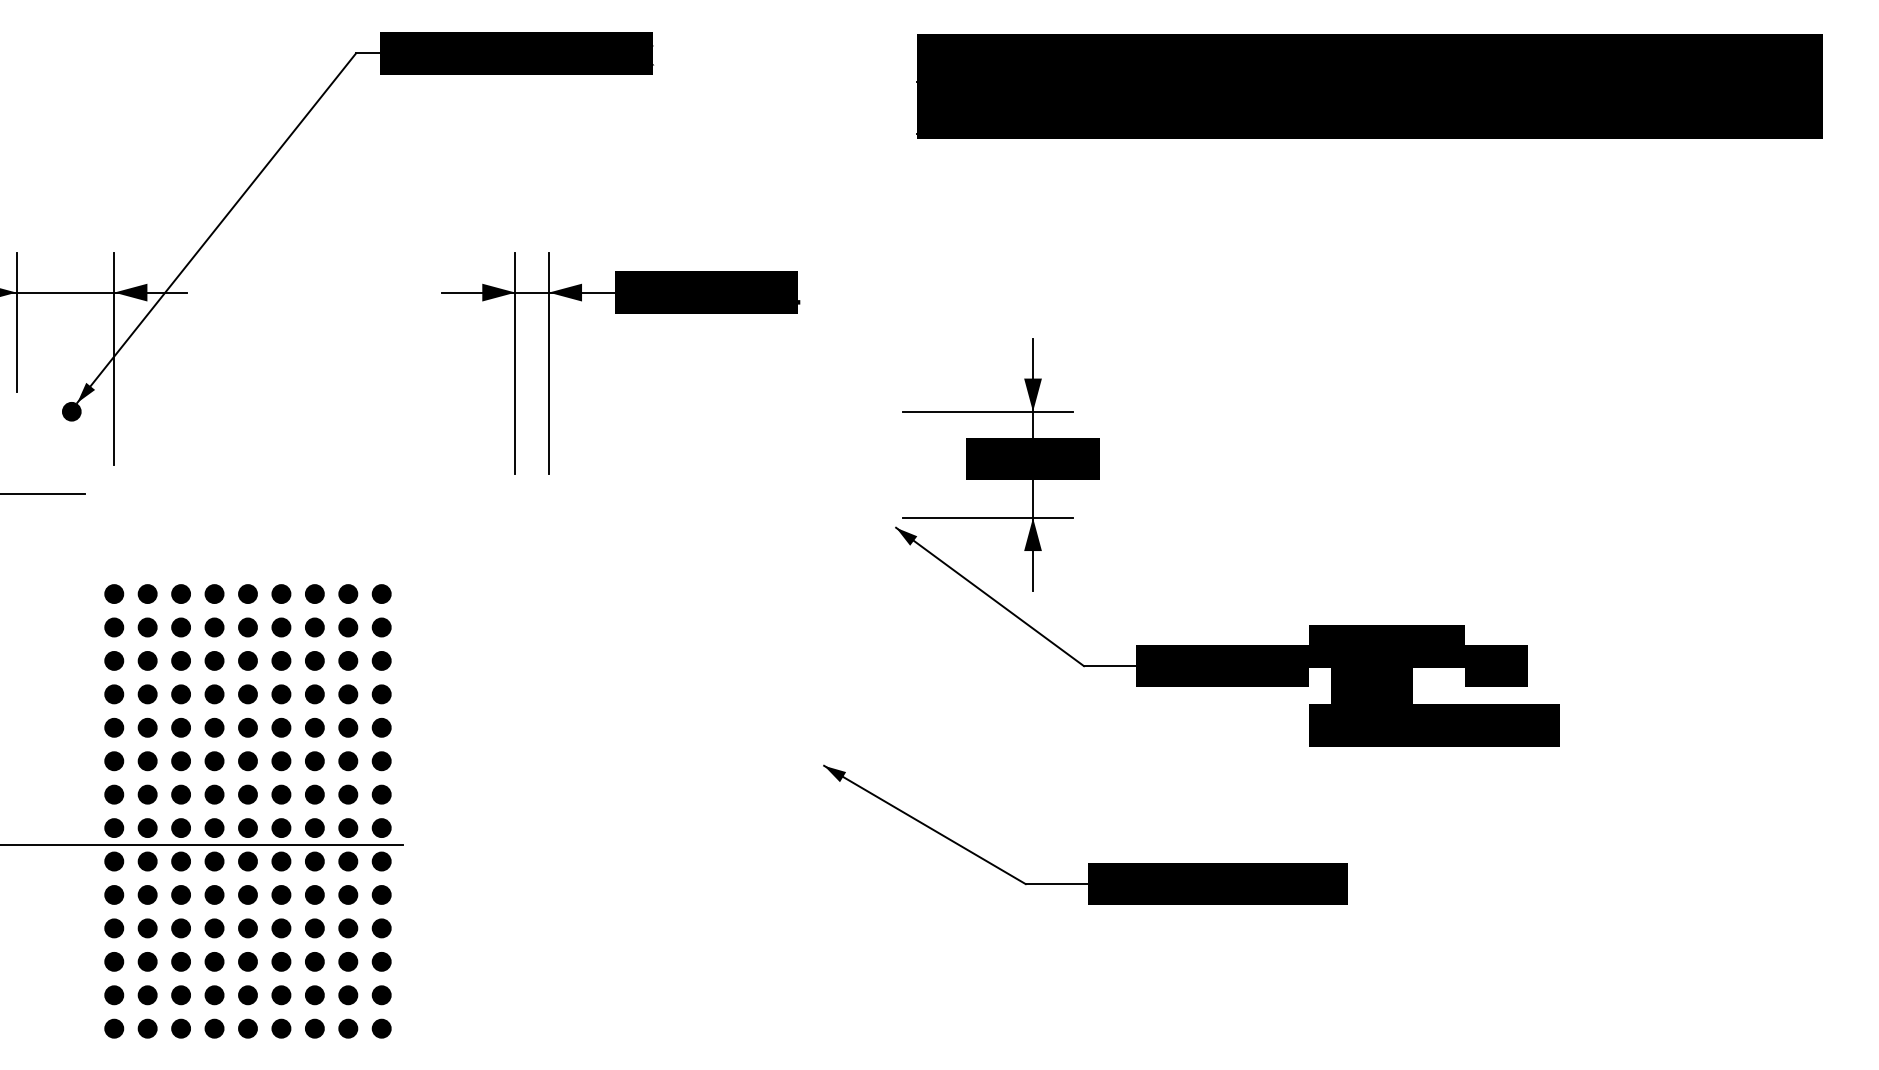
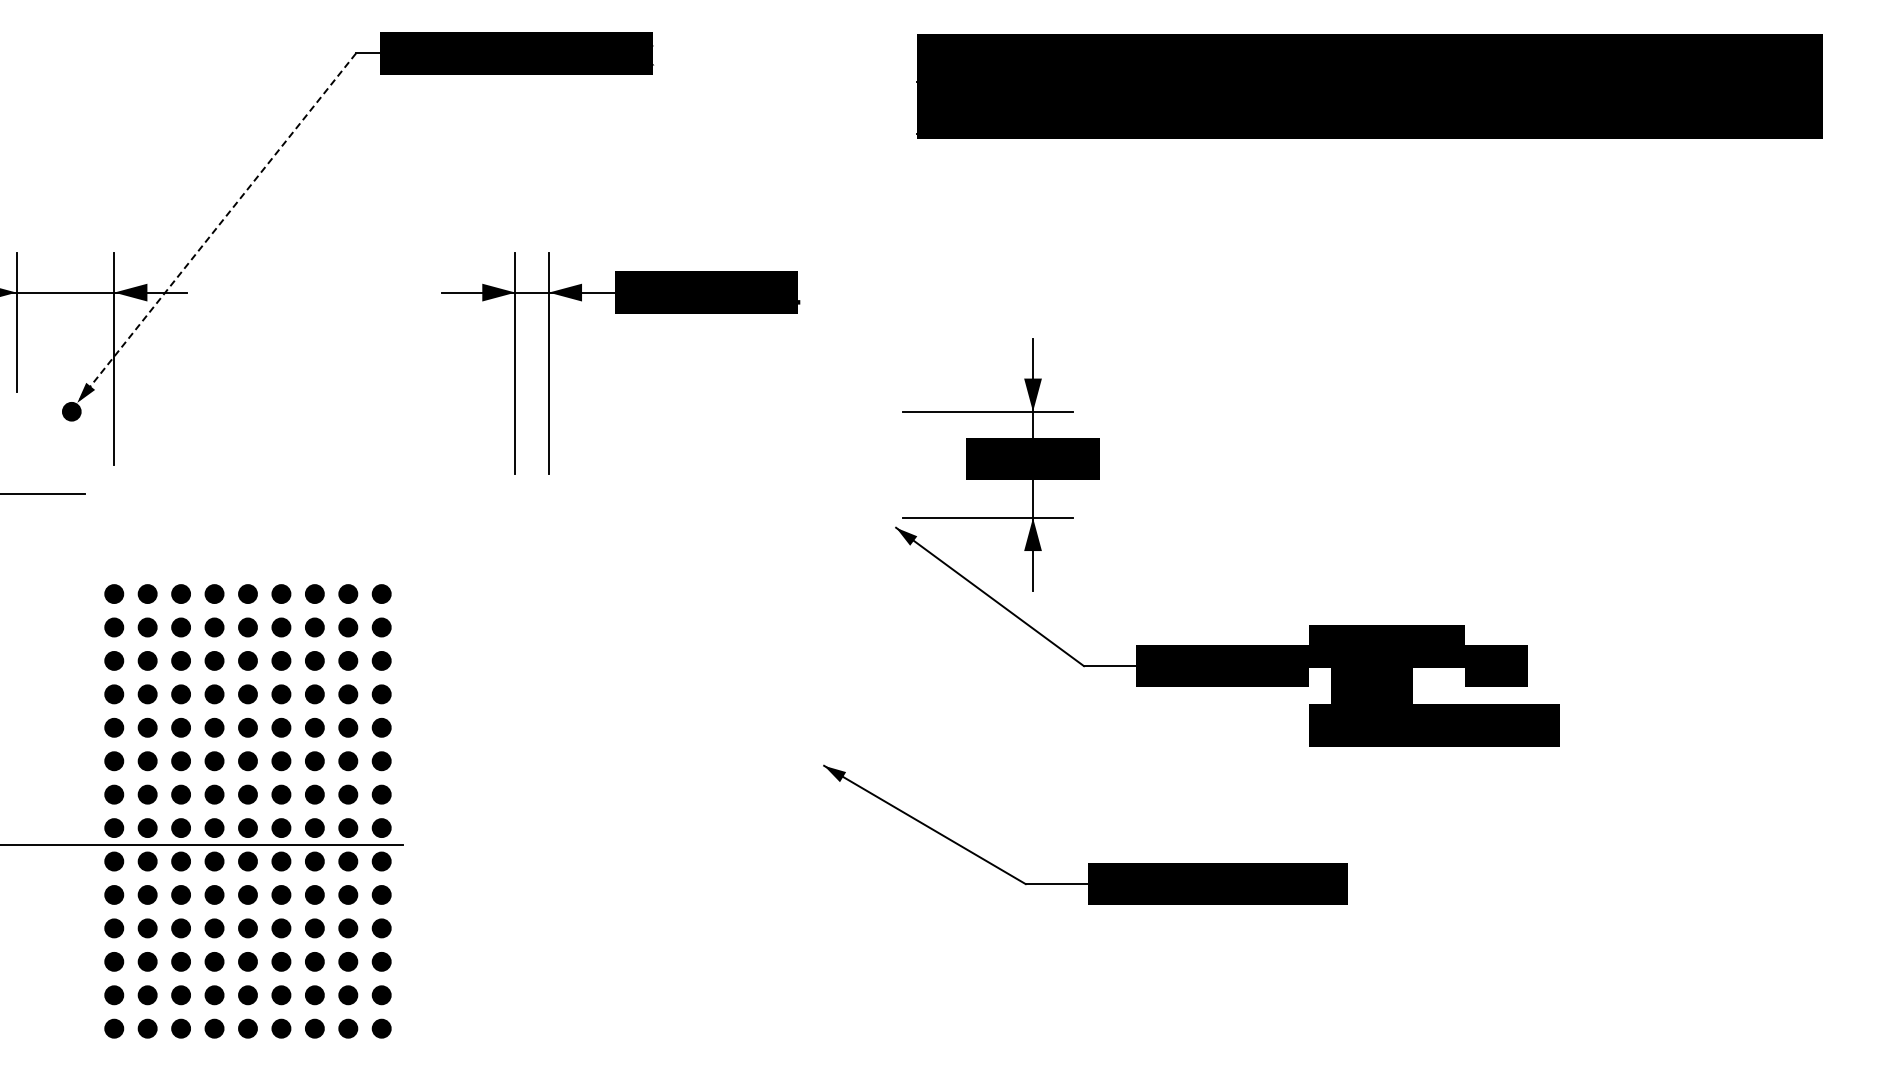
line: solid -> dashed (216, 228)
